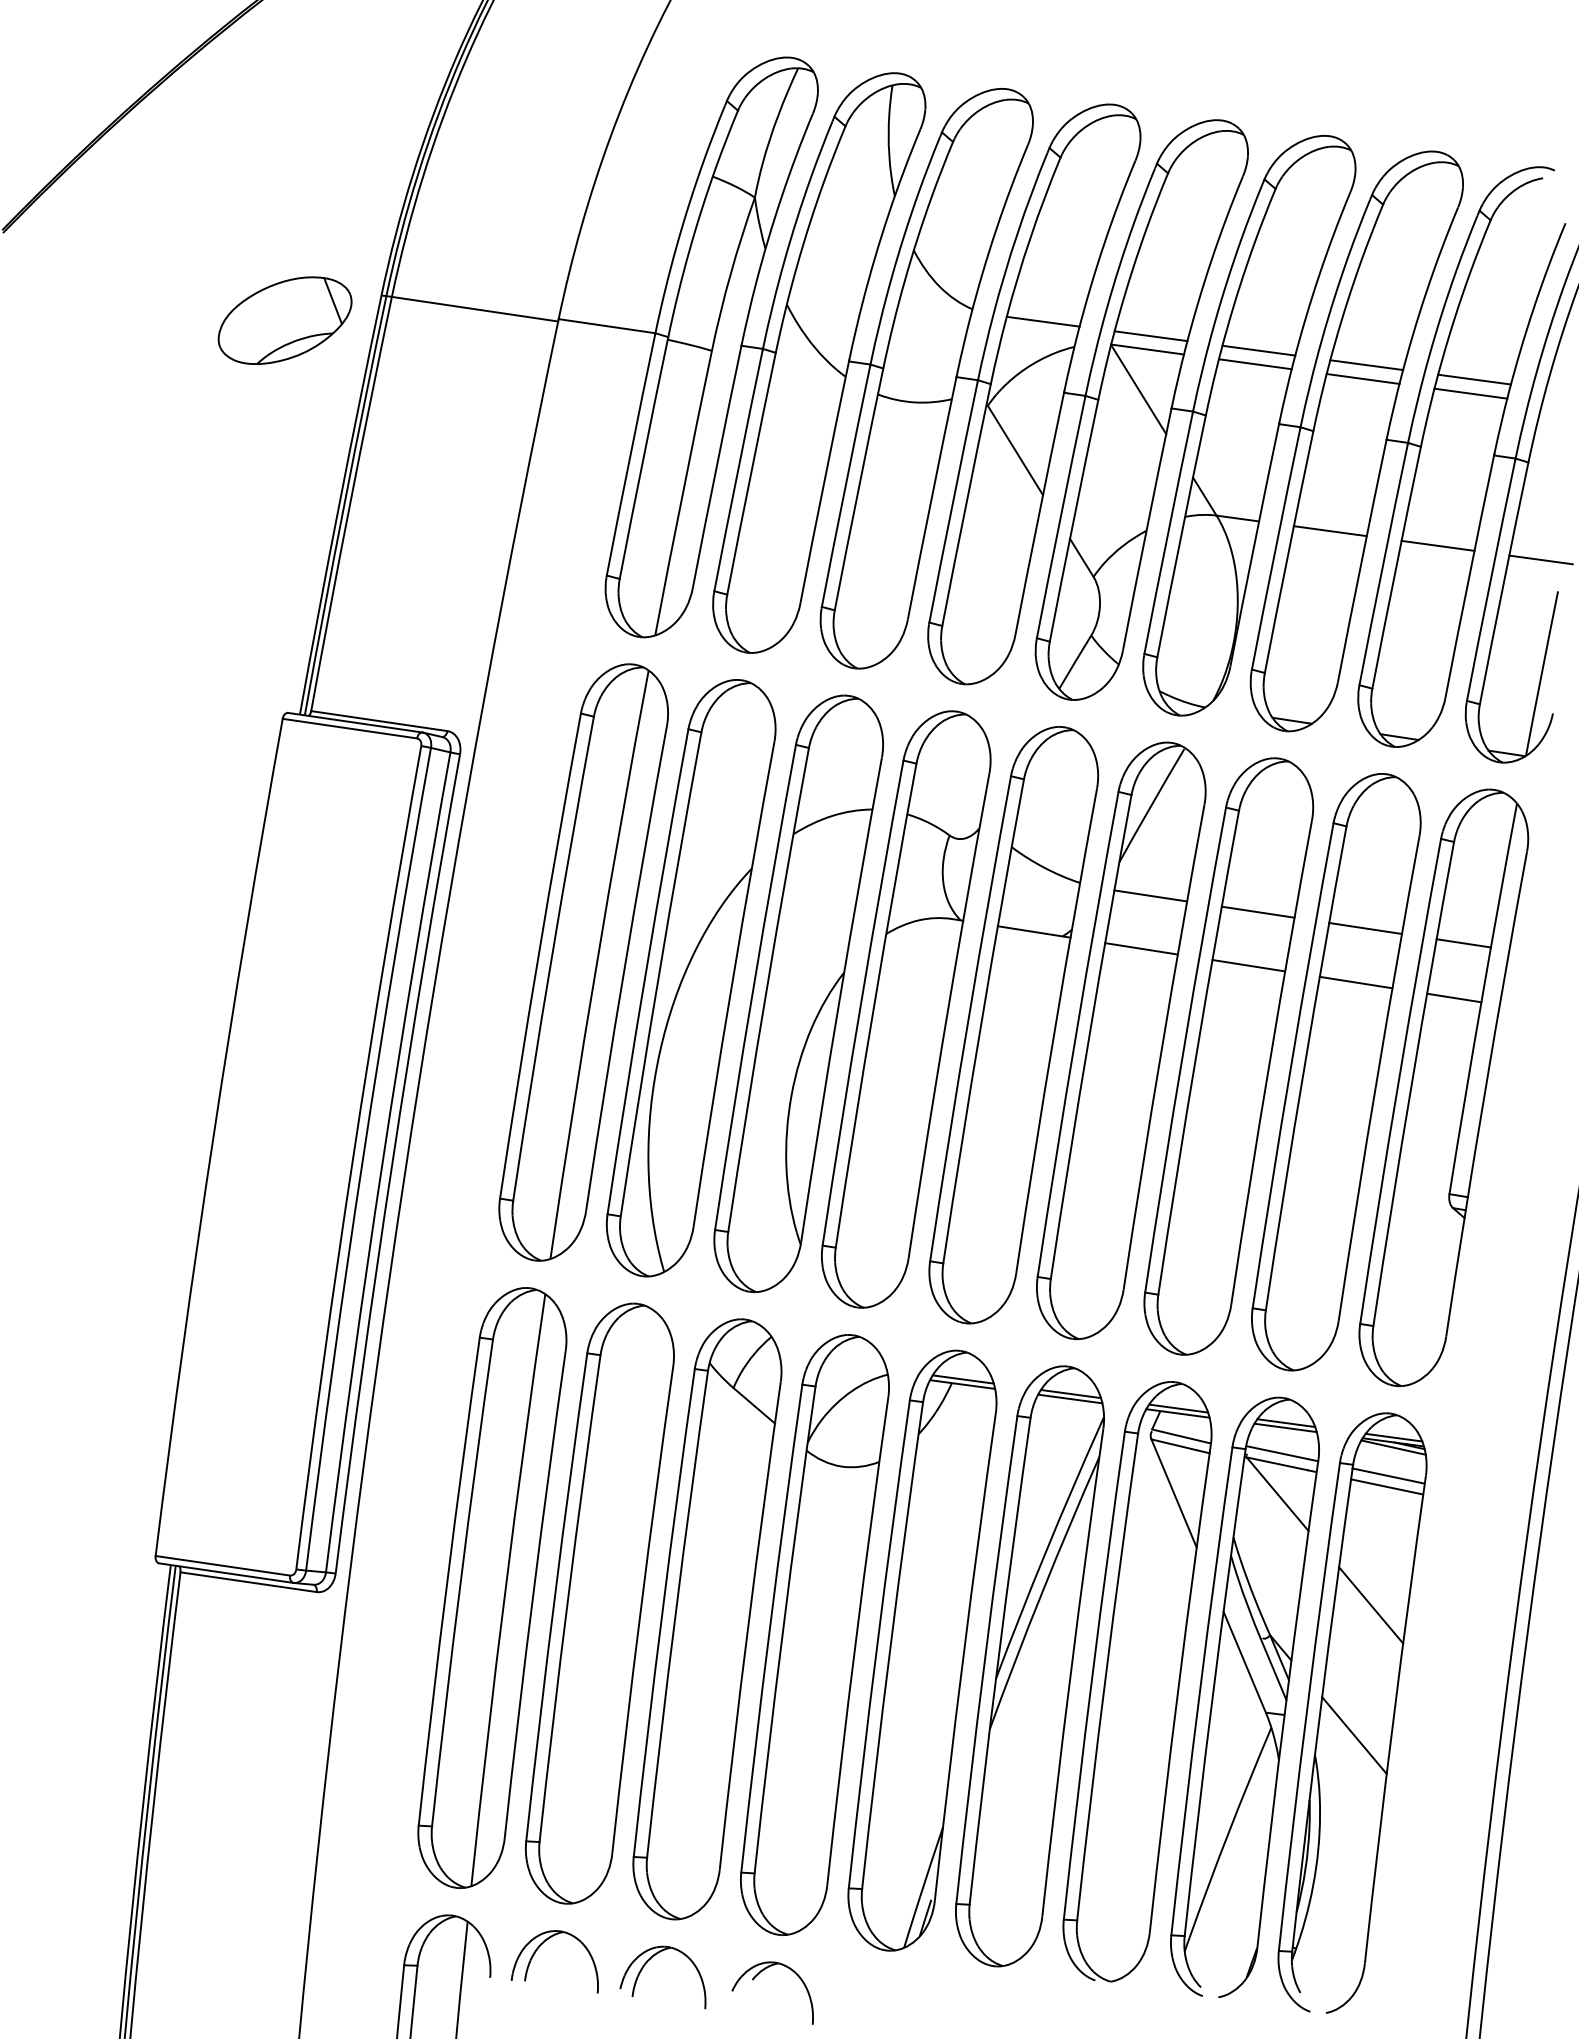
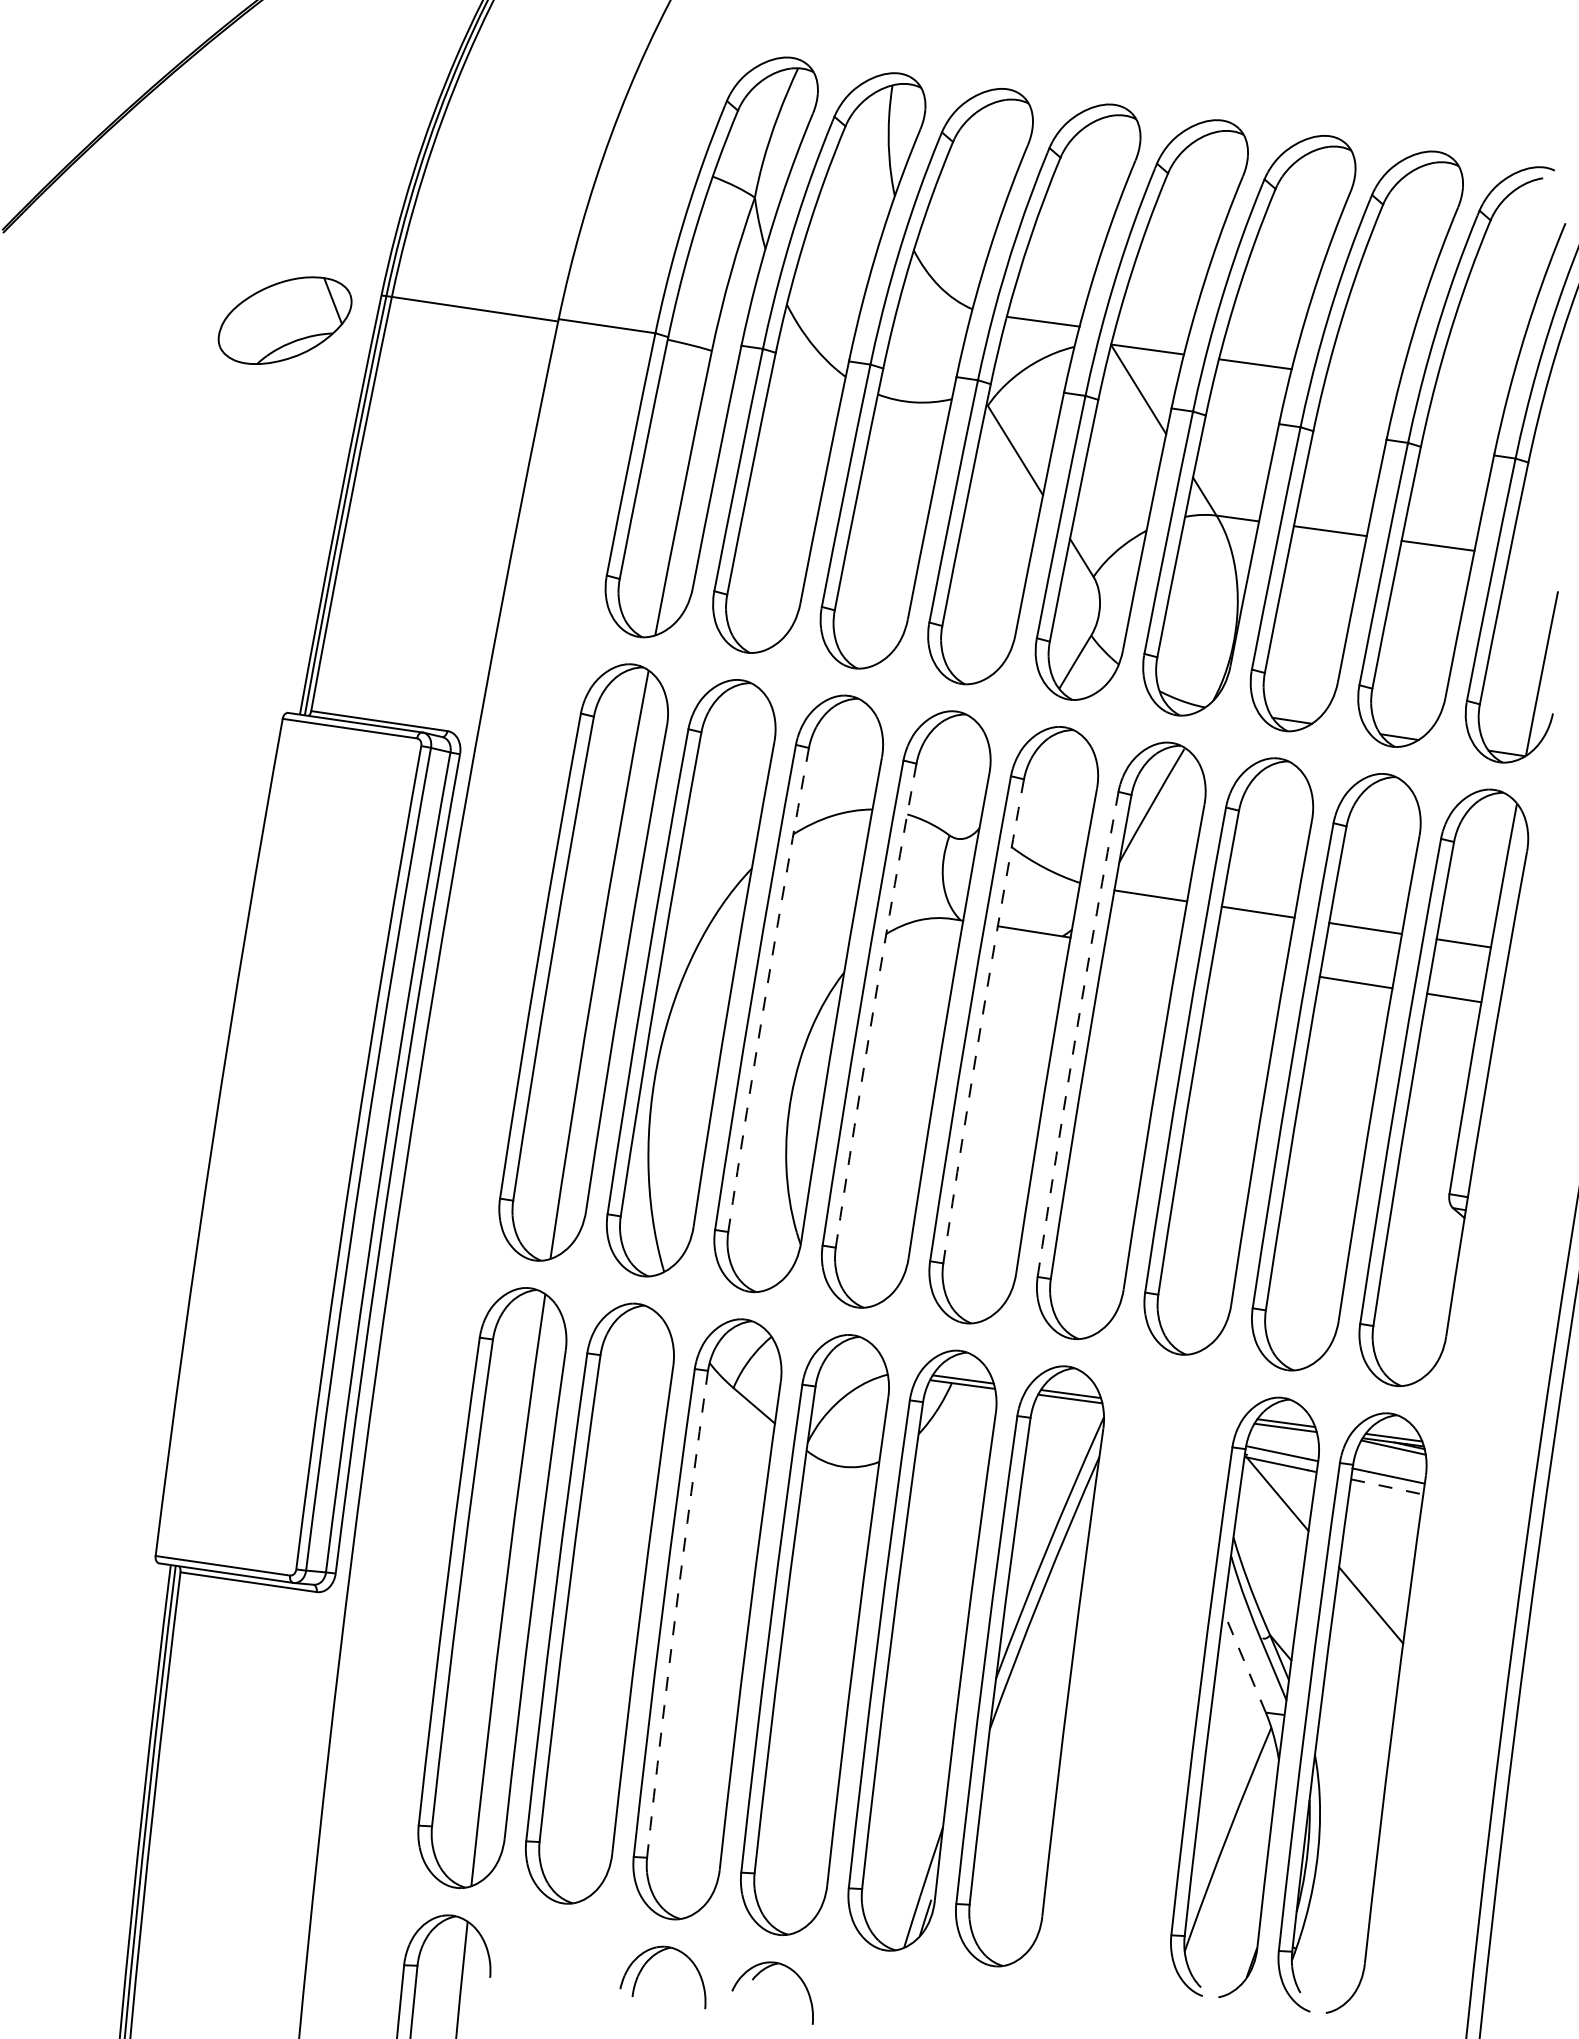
line: present -> none (1150, 336)
line: present -> none (1258, 350)
line: present -> none (1366, 365)
line: present -> none (1362, 378)
line: present -> none (1474, 379)
line: present -> none (1470, 393)
line: present -> none (1540, 559)
line: present -> none (1141, 948)
line: present -> none (1248, 965)
arc: solid -> dashed (766, 989)
arc: solid -> dashed (874, 1005)
arc: solid -> dashed (981, 1021)
arc: solid -> dashed (1076, 1034)
line: solid -> dashed (1387, 1486)
arc: solid -> dashed (675, 1614)
line: solid -> dashed (1244, 1662)
part: present -> none (1137, 1681)
line: present -> none (1354, 1735)
part: present -> none (537, 1950)
